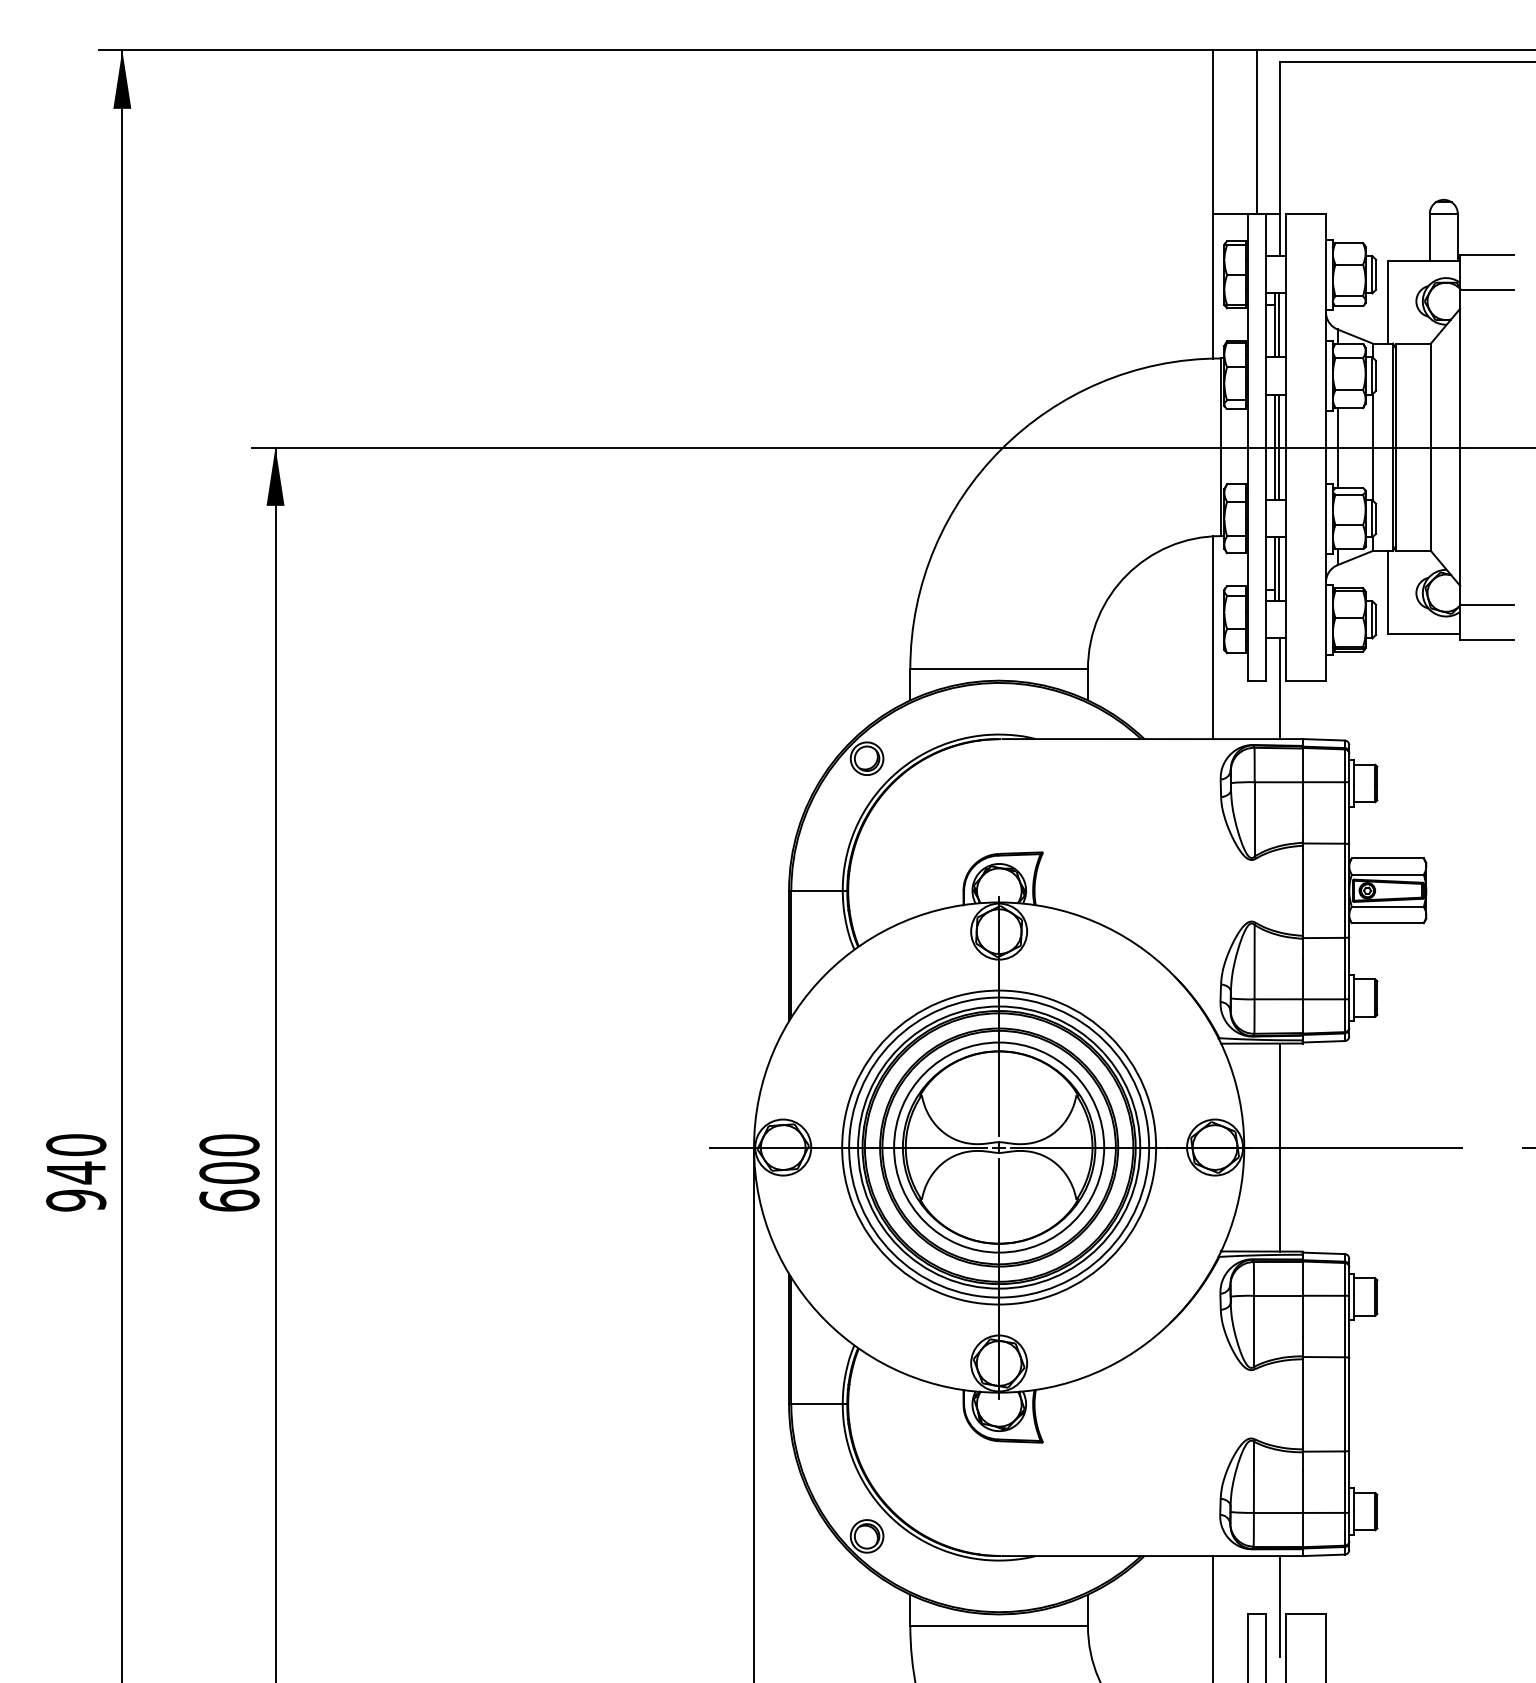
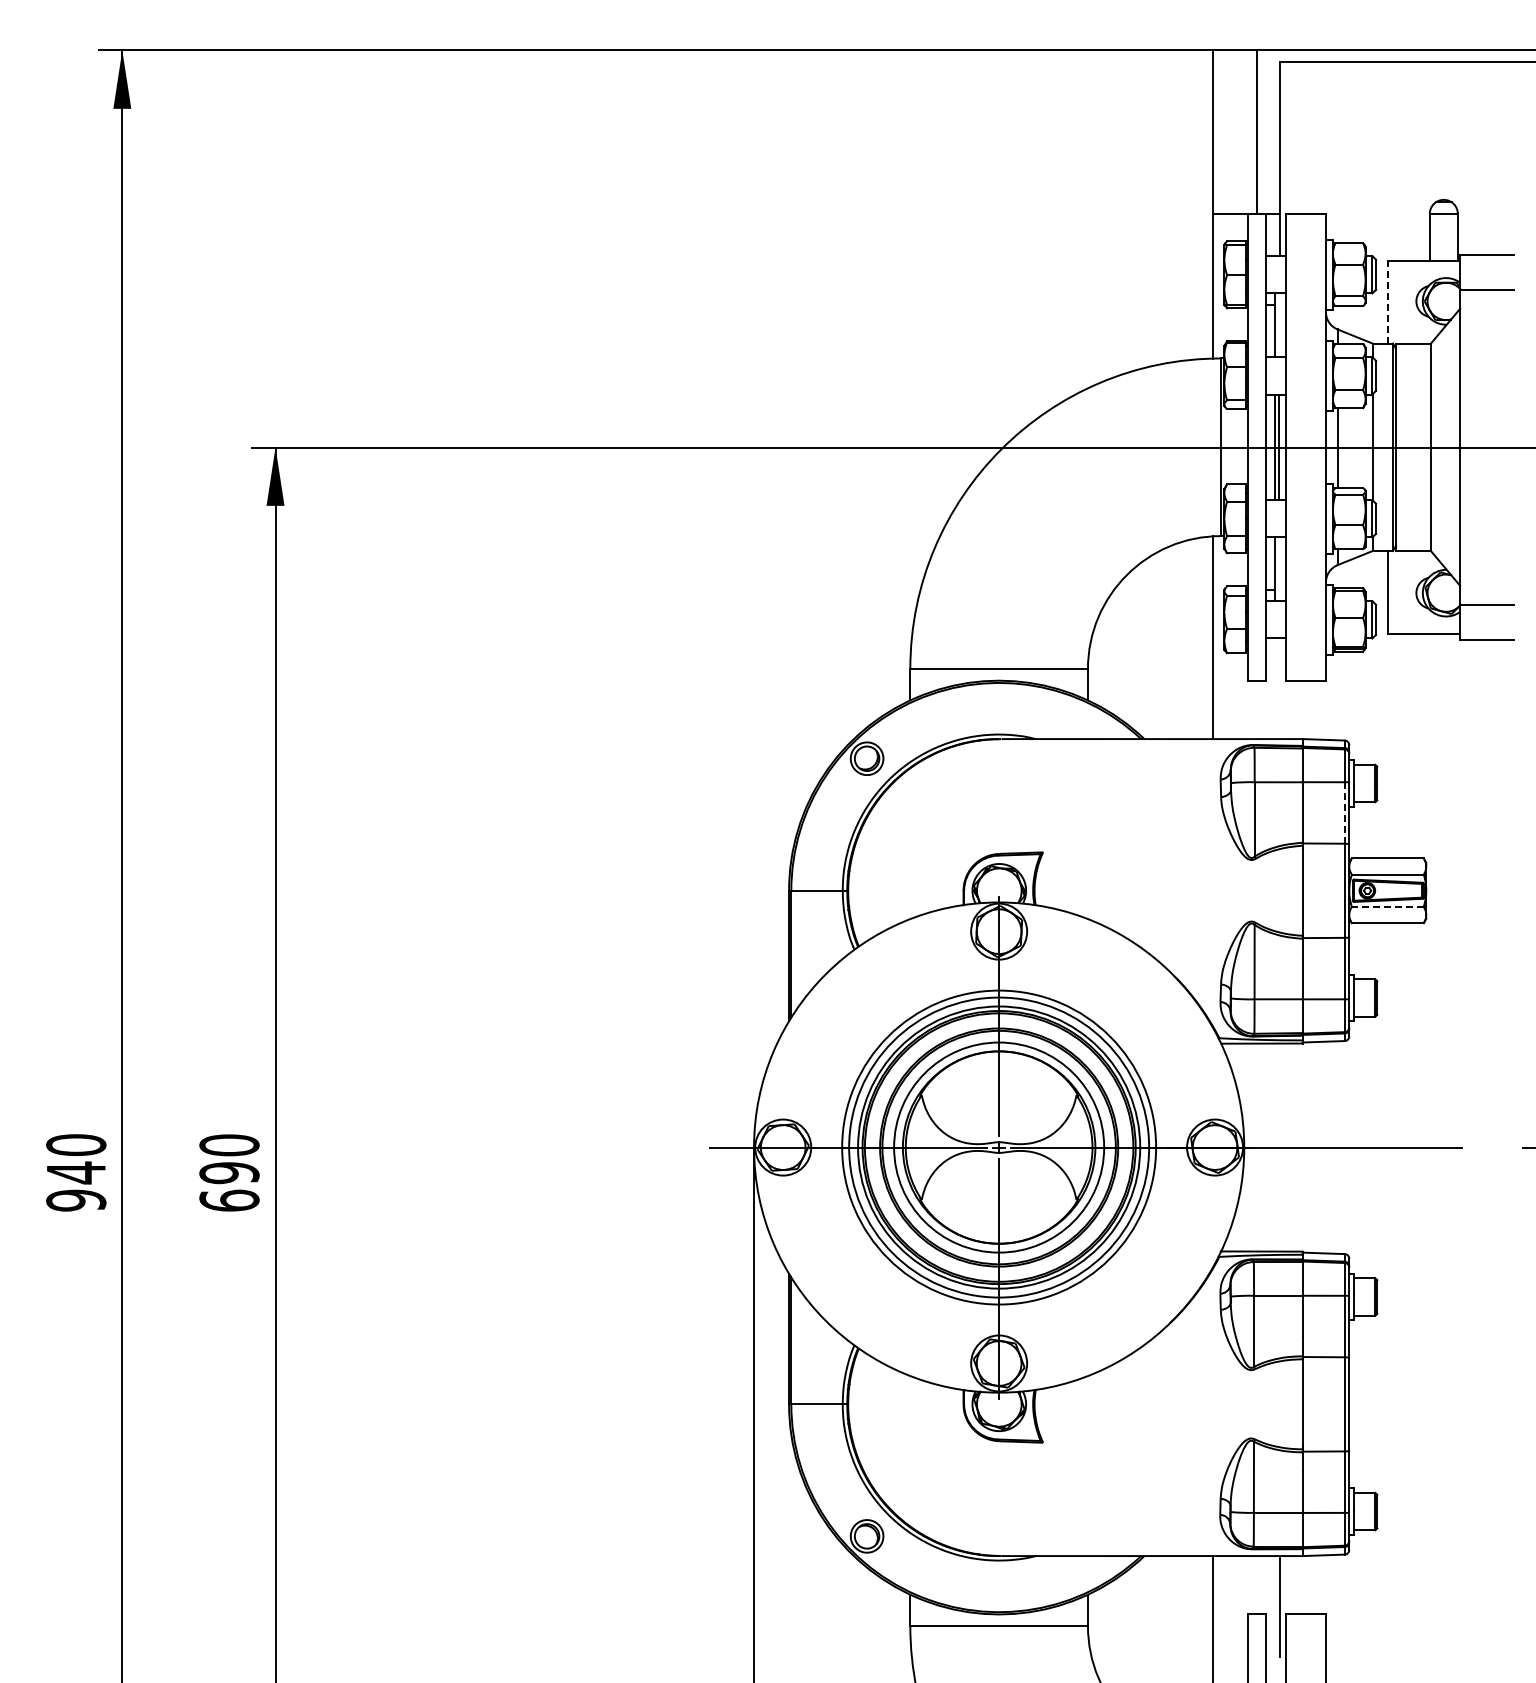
line: solid -> dashed (1387, 301)
line: present -> none (1279, 325)
line: present -> none (1279, 569)
line: present -> none (1280, 688)
line: solid -> dashed (1344, 812)
line: solid -> dashed (1387, 906)
line: present -> none (1280, 1147)
text: 600 -> 690 (229, 1173)
